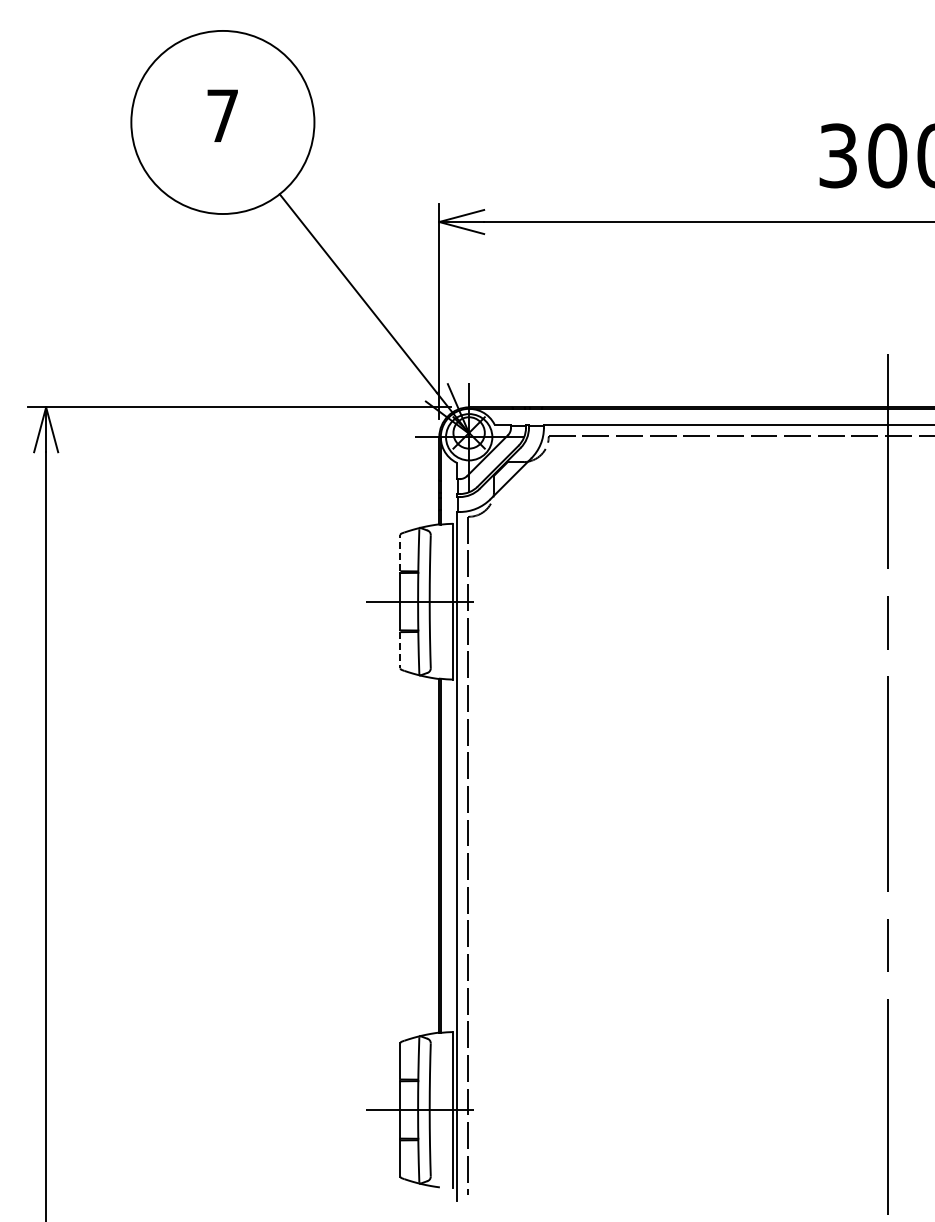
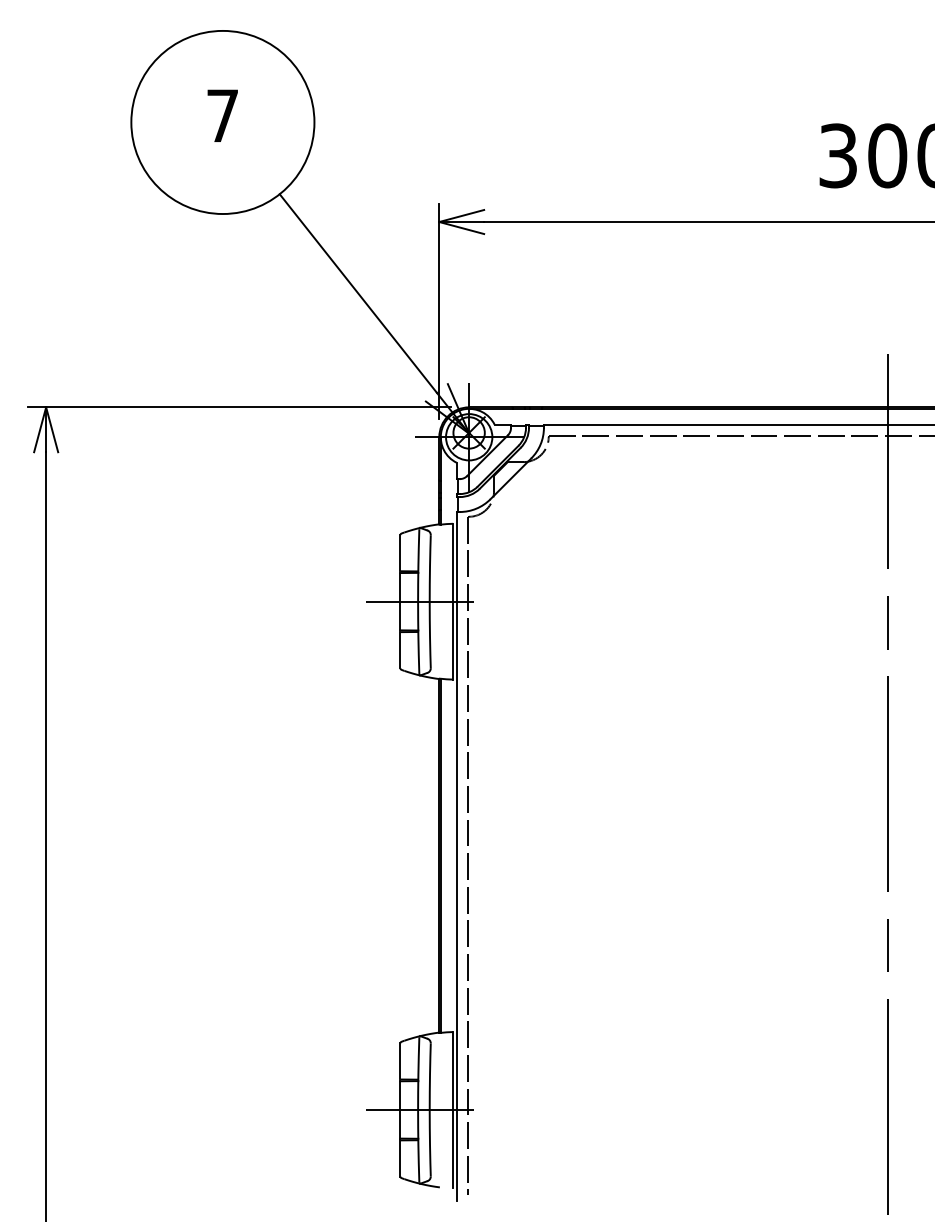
line: dashed -> solid (400, 552)
line: dashed -> solid (400, 650)
